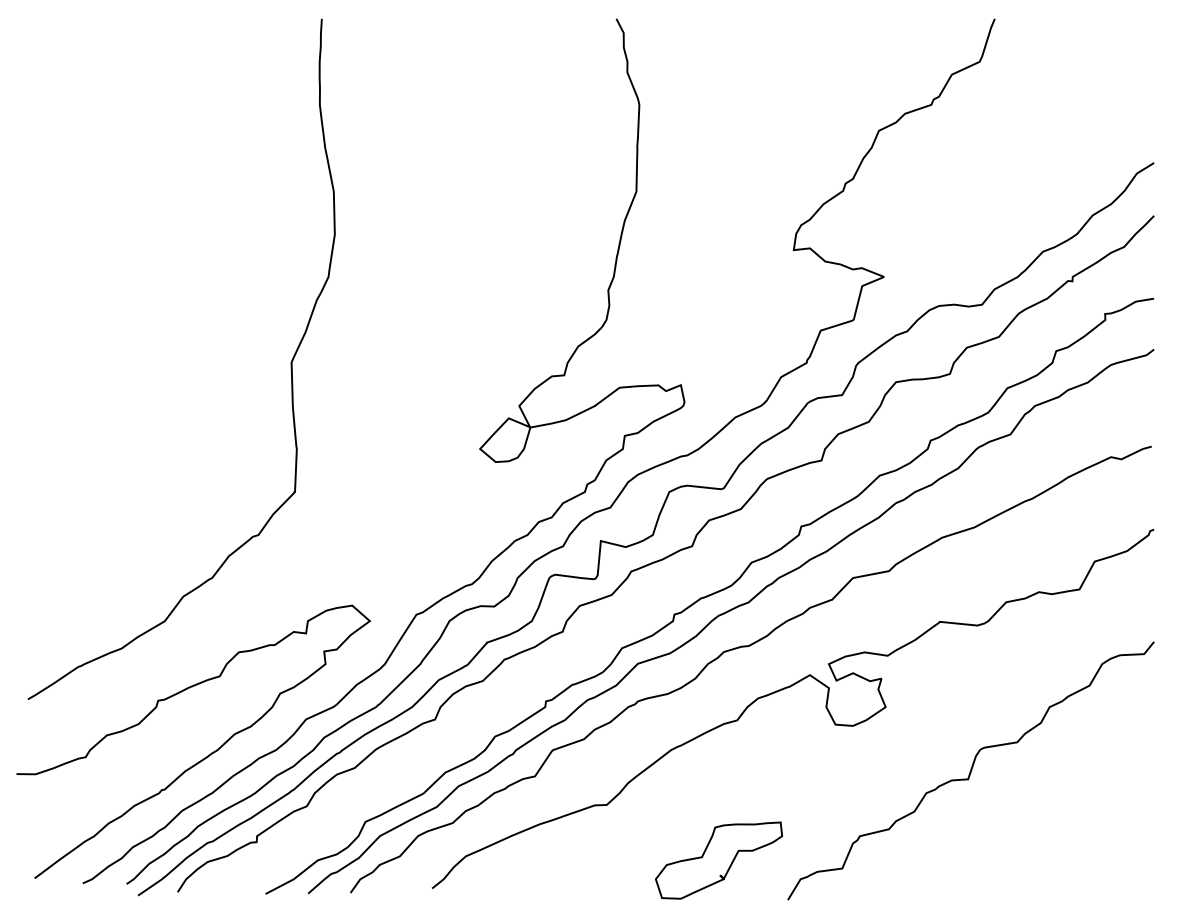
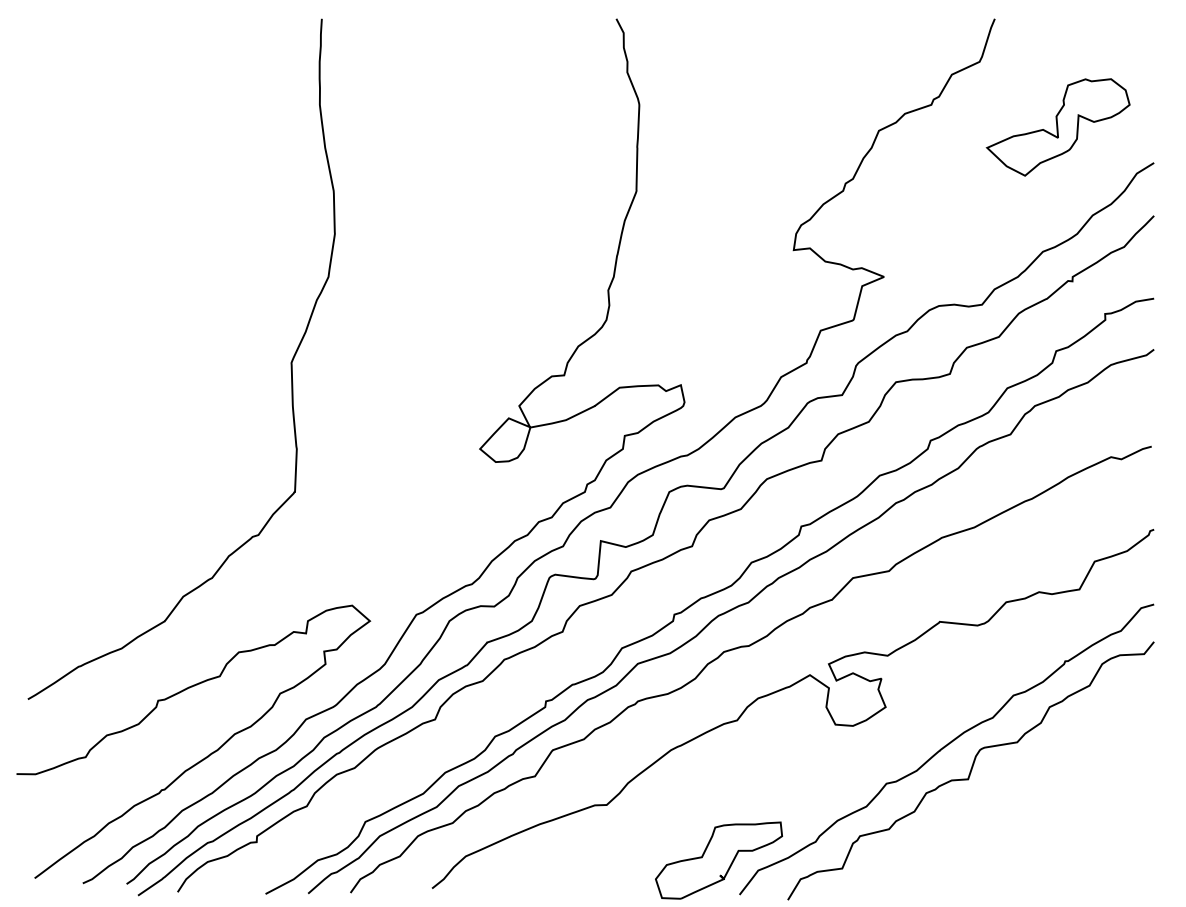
part: none -> present (1057, 127)
curve: none -> present (945, 747)
